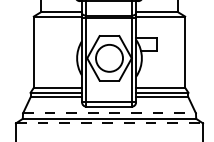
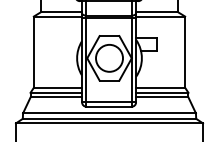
line: dashed -> solid (110, 113)
line: dashed -> solid (109, 123)
